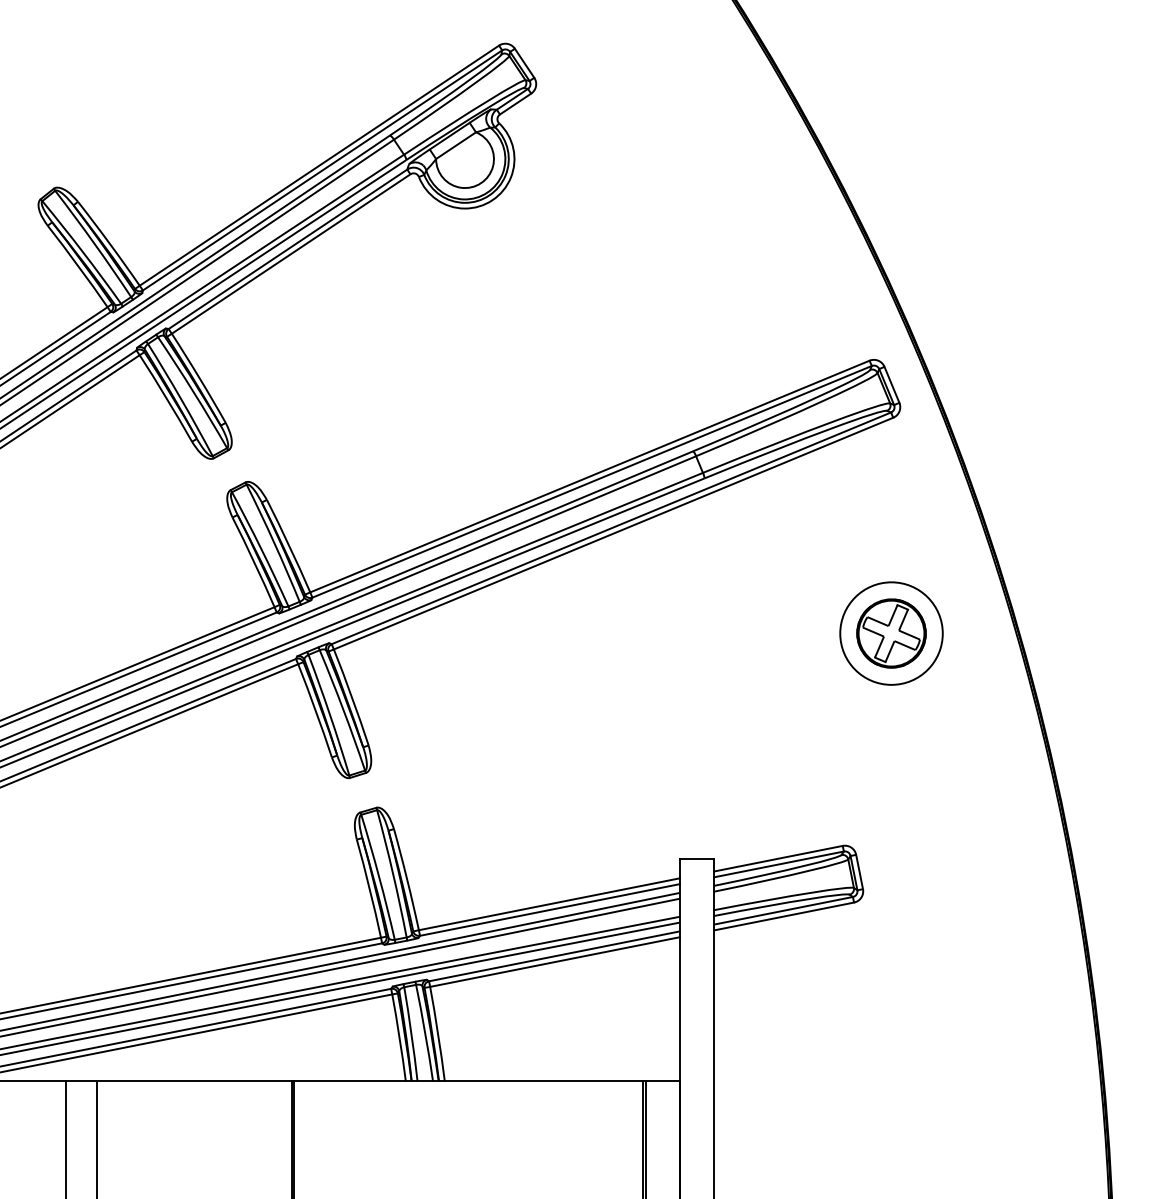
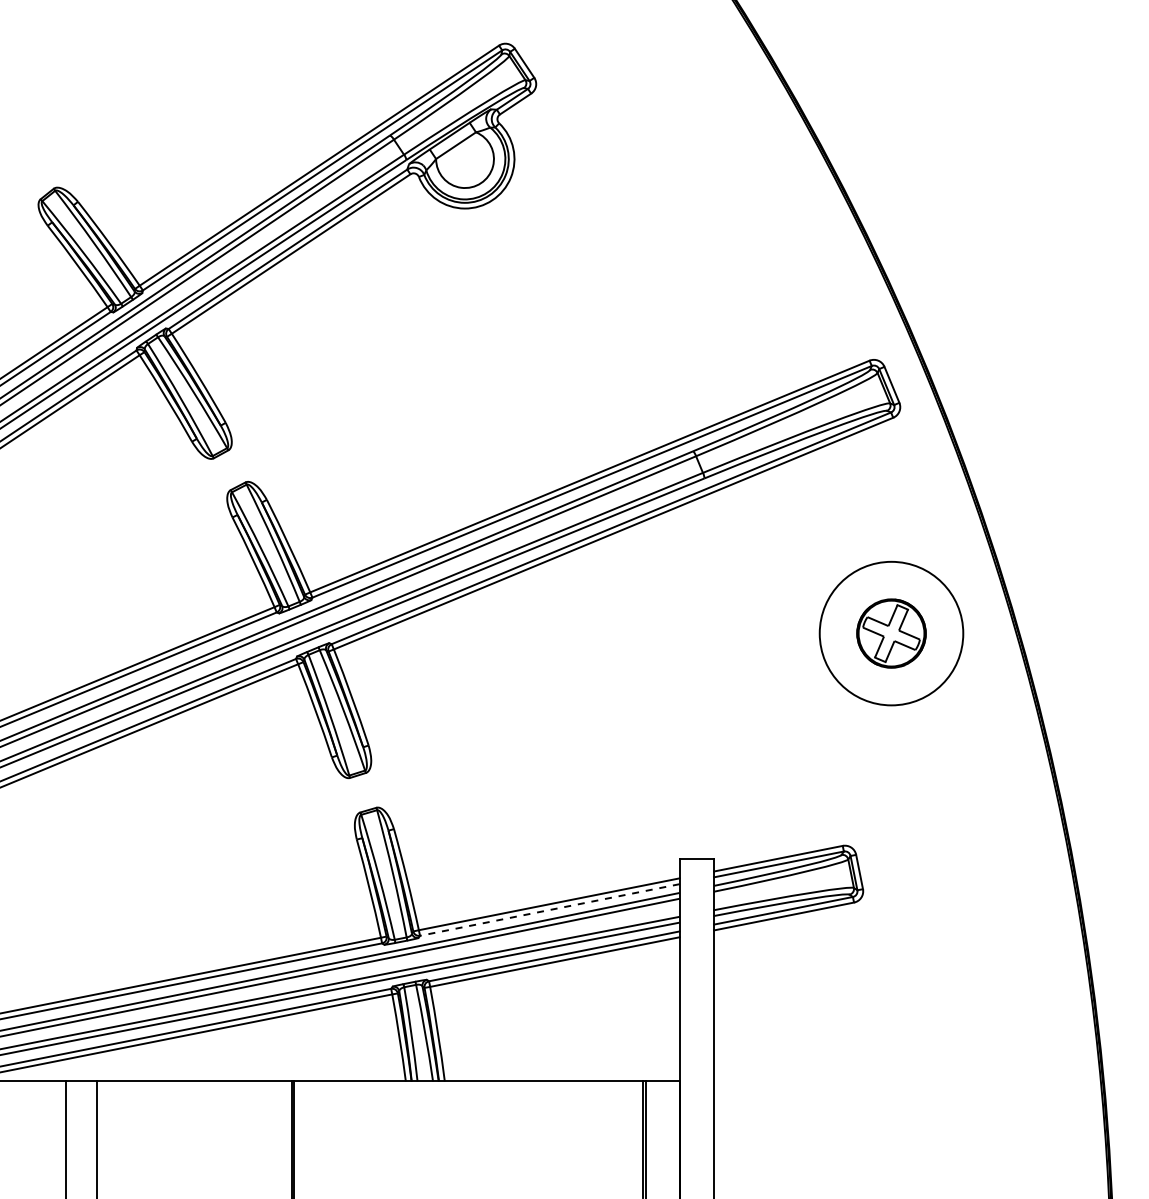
circle diameter: 103 px -> 144 px (891, 633)
line: solid -> dashed (549, 910)
